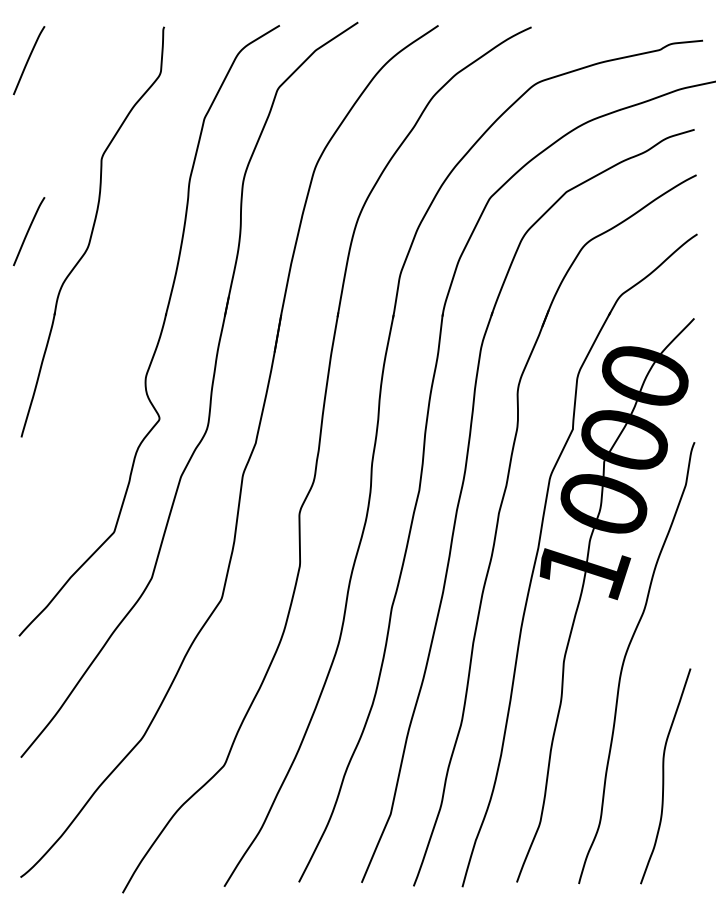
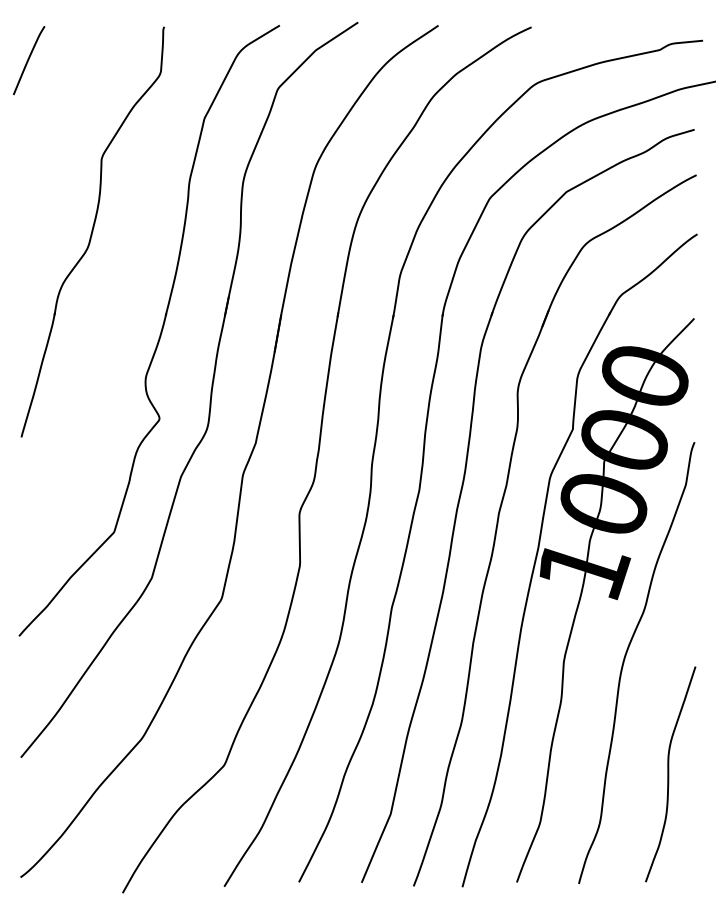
curve: present -> none (29, 230)
curve position: (664, 776) -> (669, 774) (669, 774)
